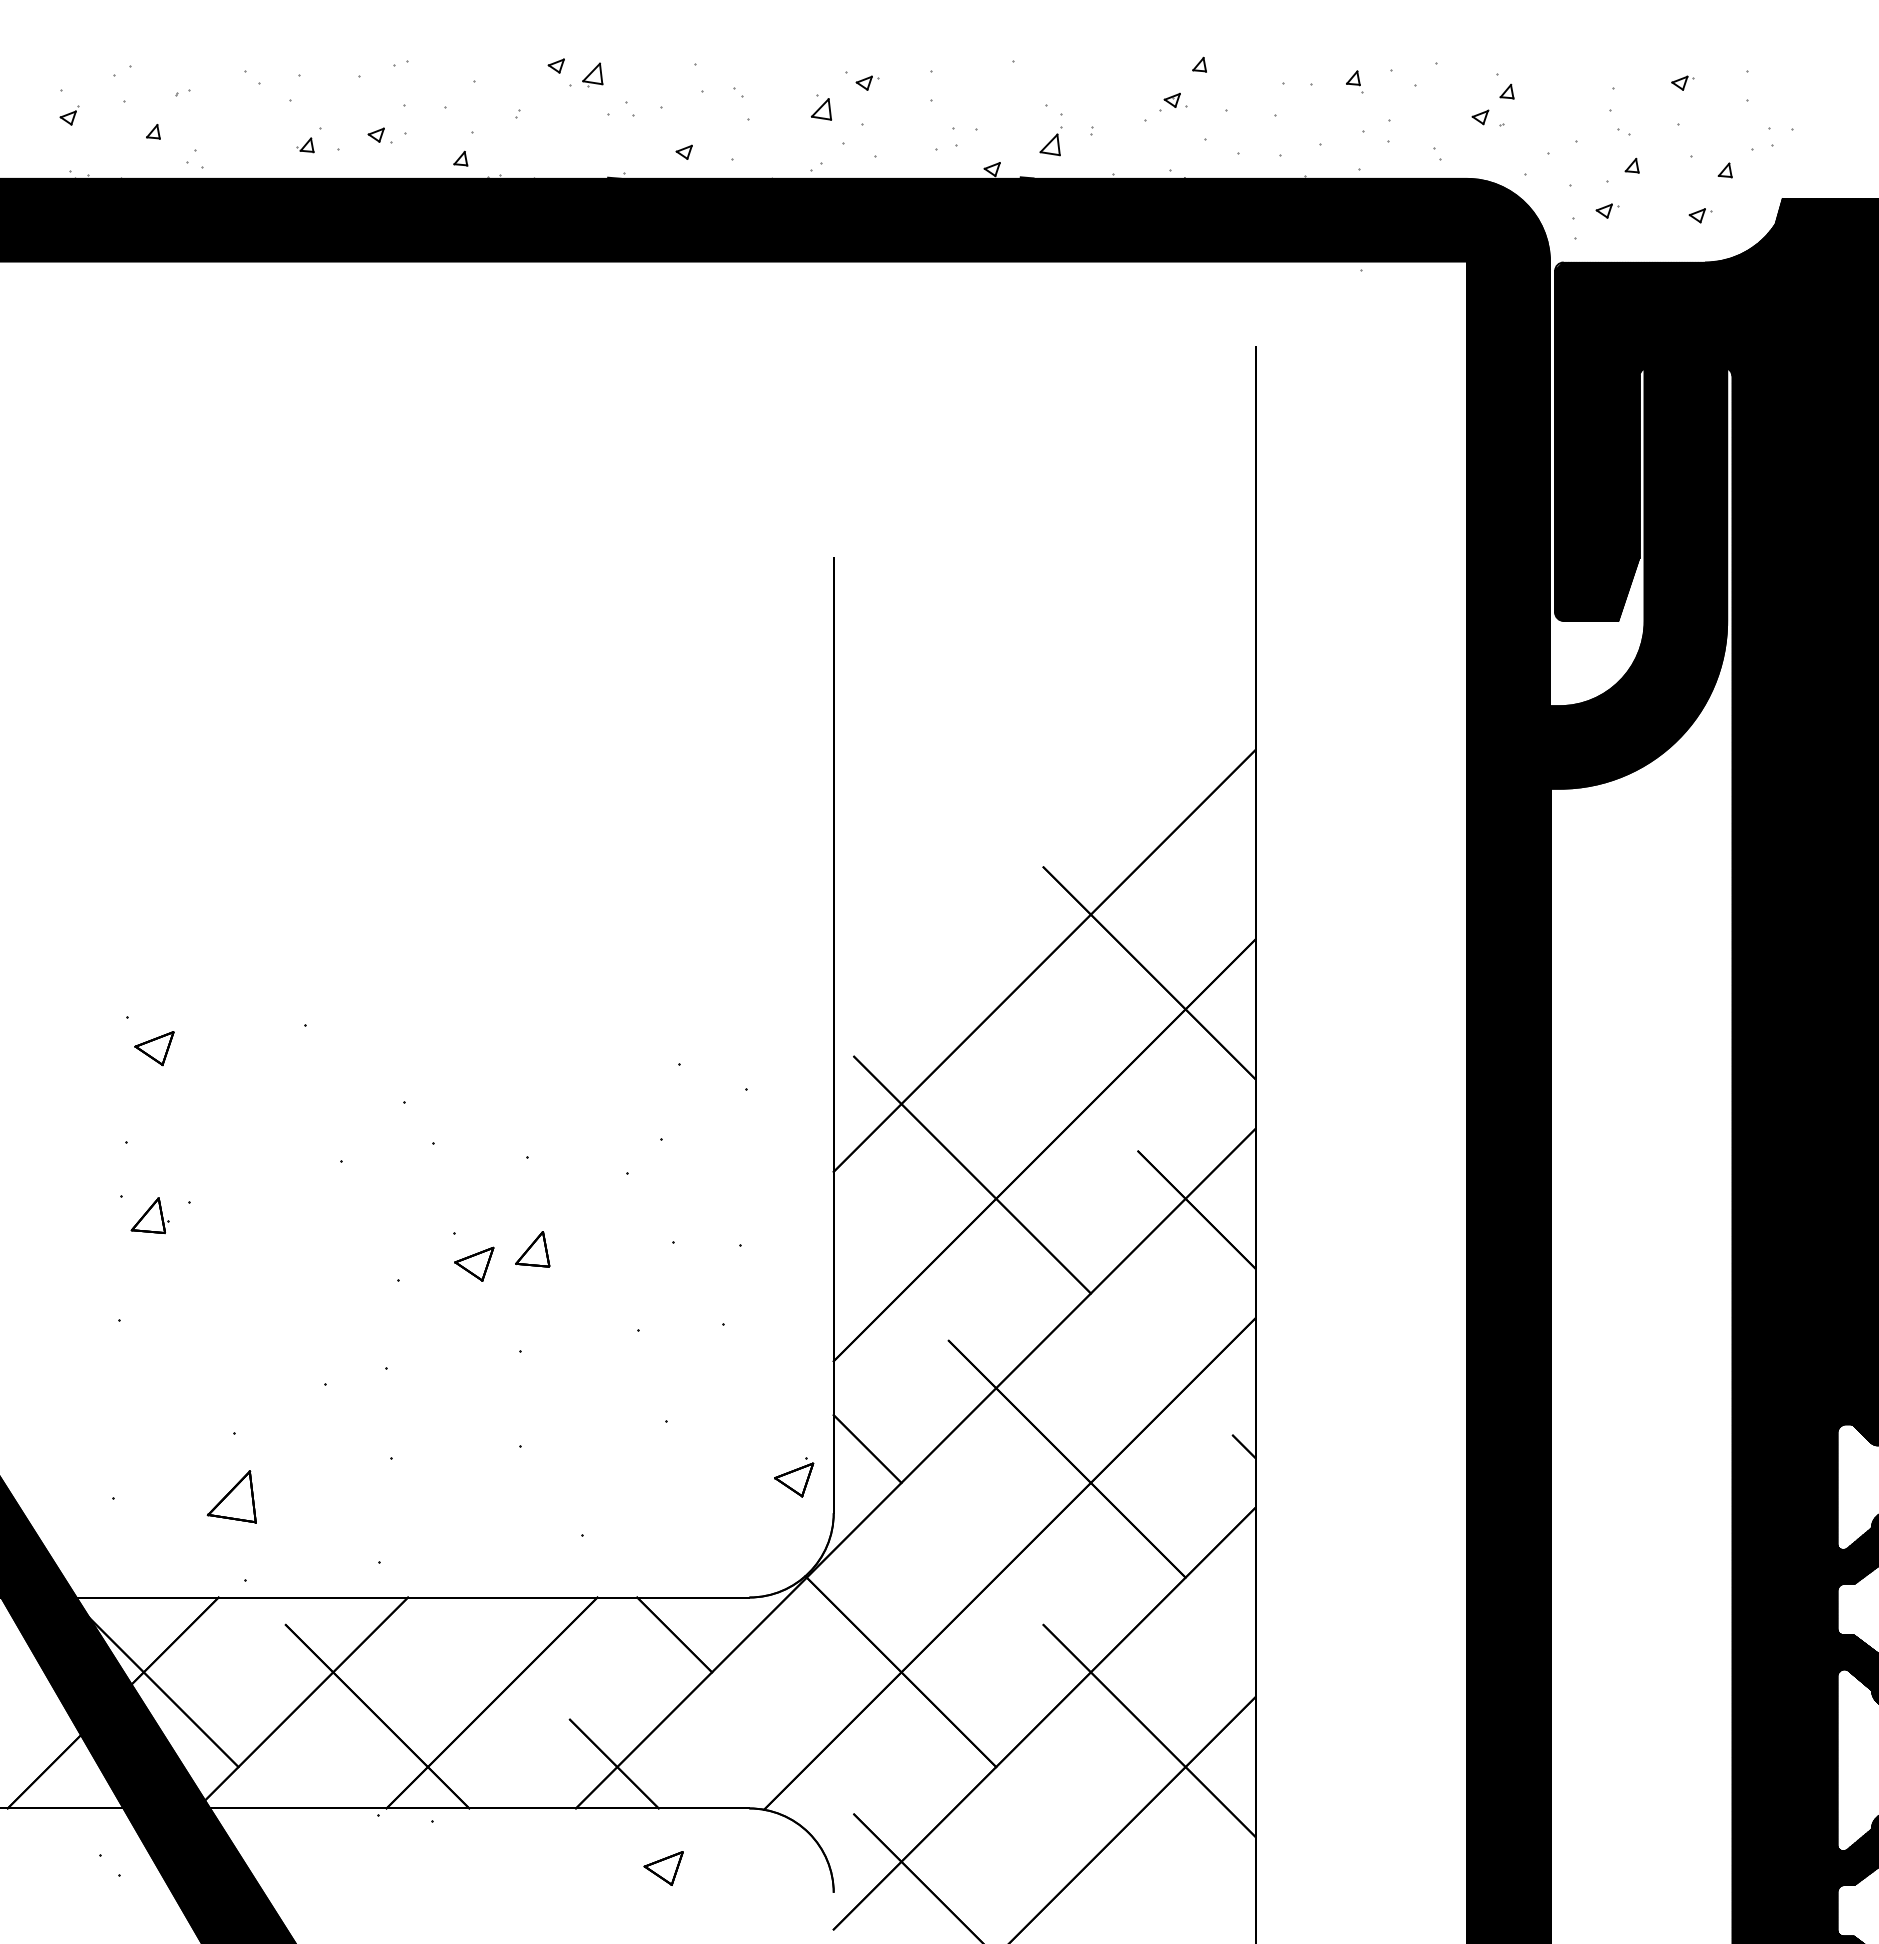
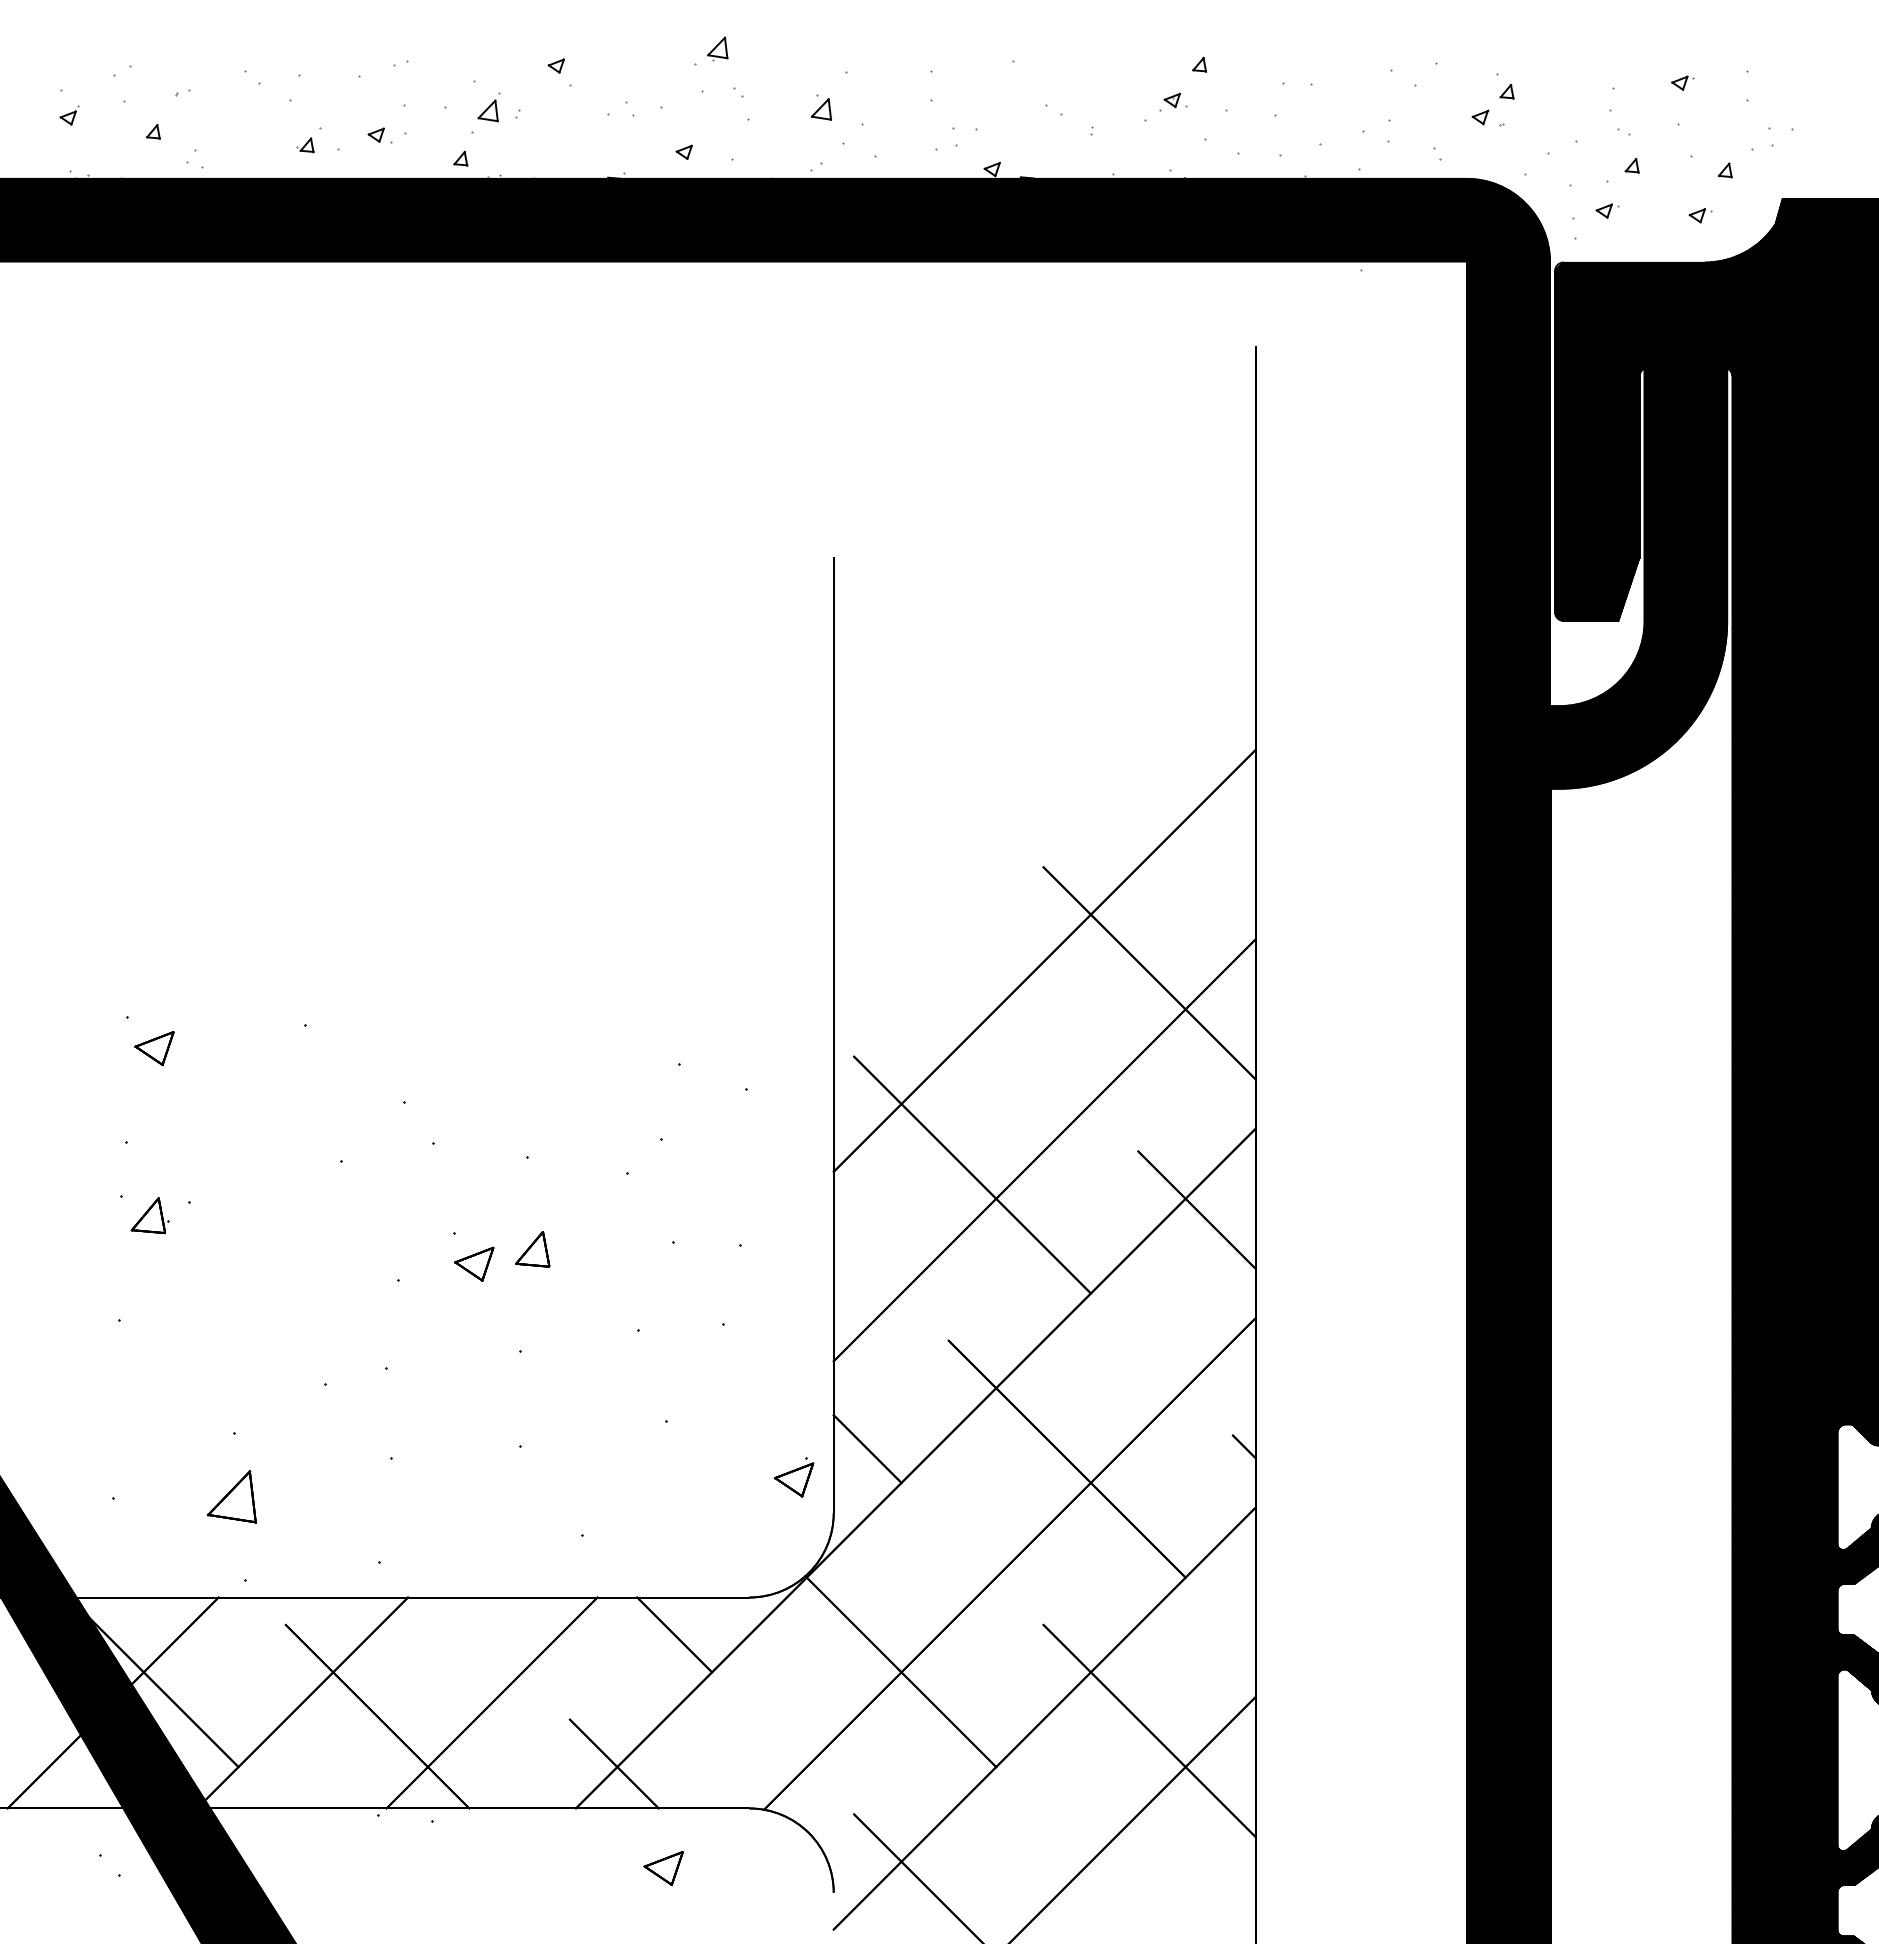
part position: (592, 74) -> (717, 48) (717, 48)
part: present -> none (1354, 81)
part: present -> none (867, 82)
part position: (1050, 141) -> (488, 107) (488, 107)
